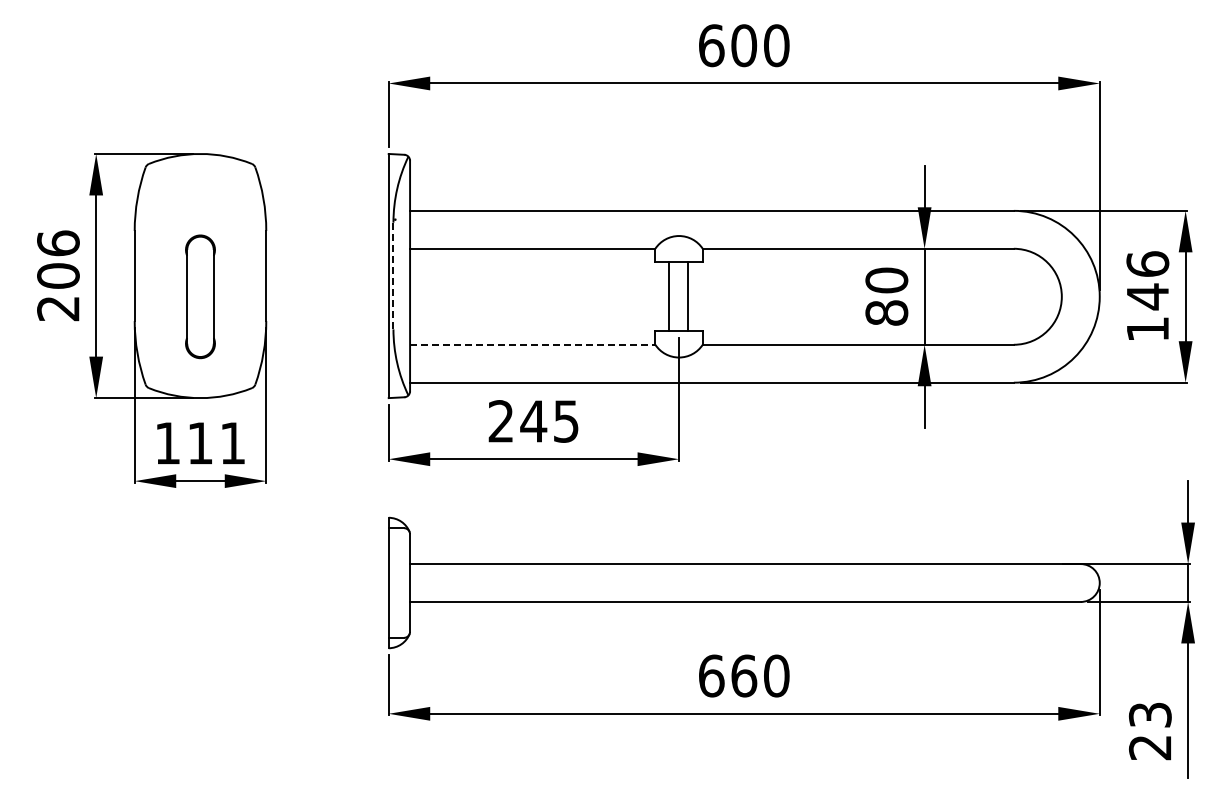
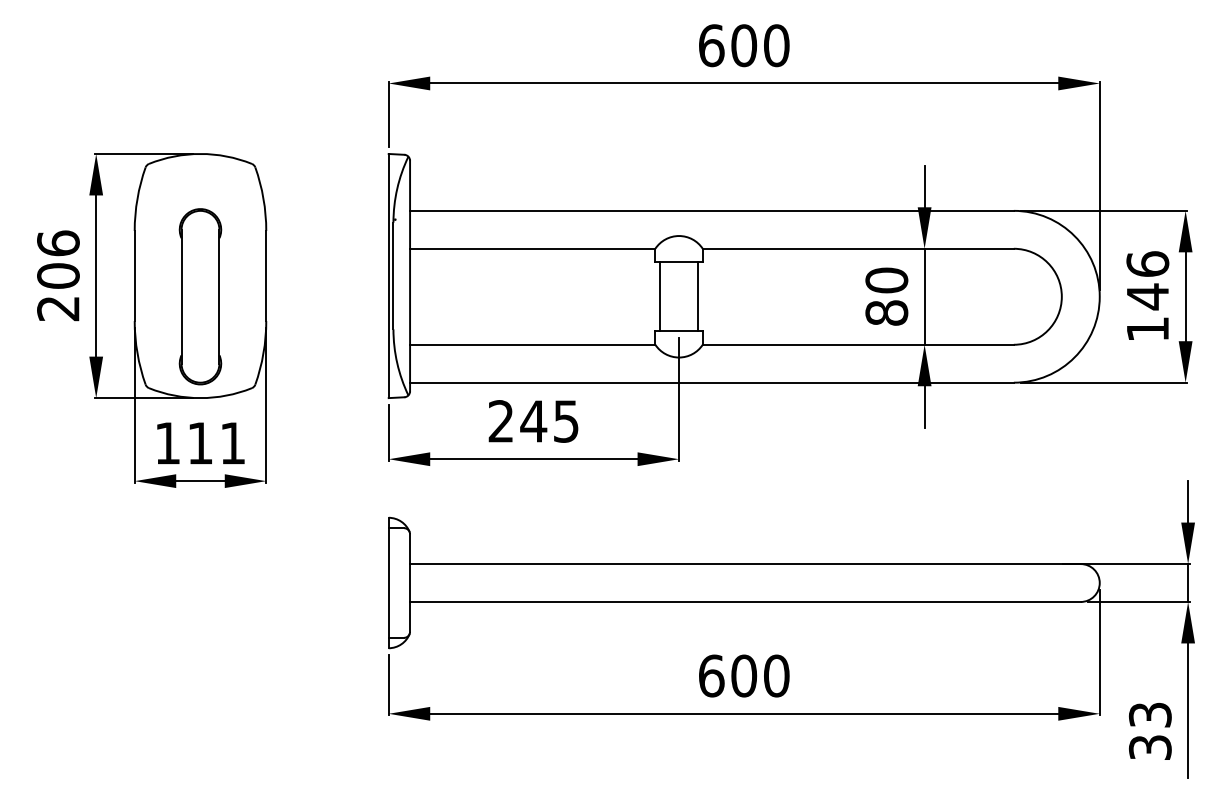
line: dashed -> solid (393, 276)
part size: 31x126 px -> 45x178 px (200, 296)
line position: (669, 296) -> (660, 296) (660, 296)
line position: (688, 296) -> (698, 296) (698, 296)
line: dashed -> solid (532, 344)
text: 660 -> 600 (744, 675)
text: 23 -> 33 (1150, 747)
